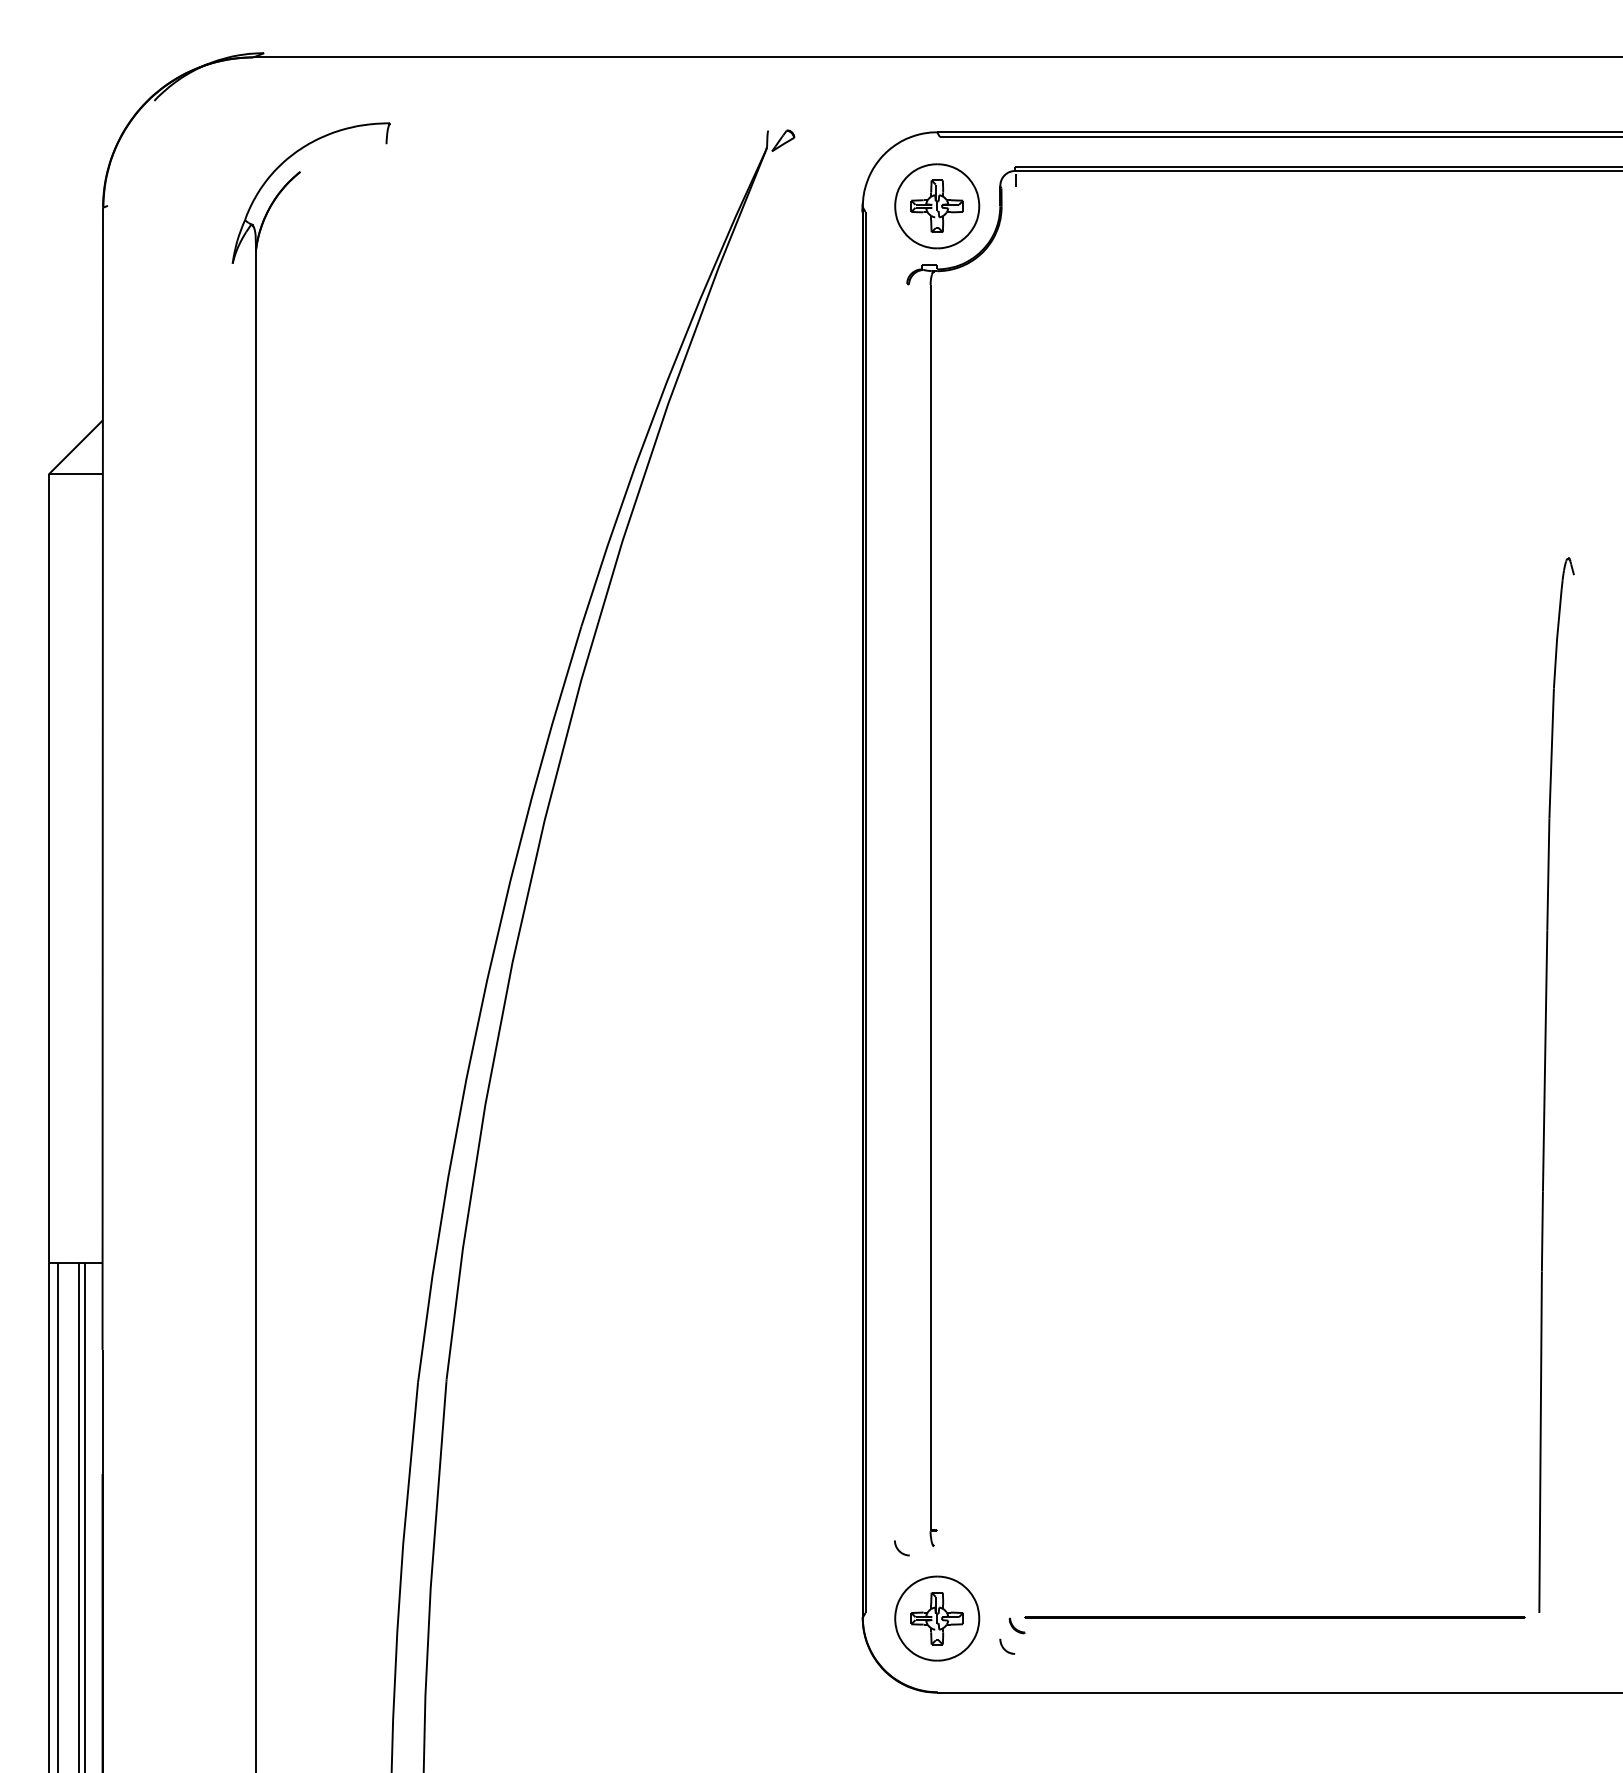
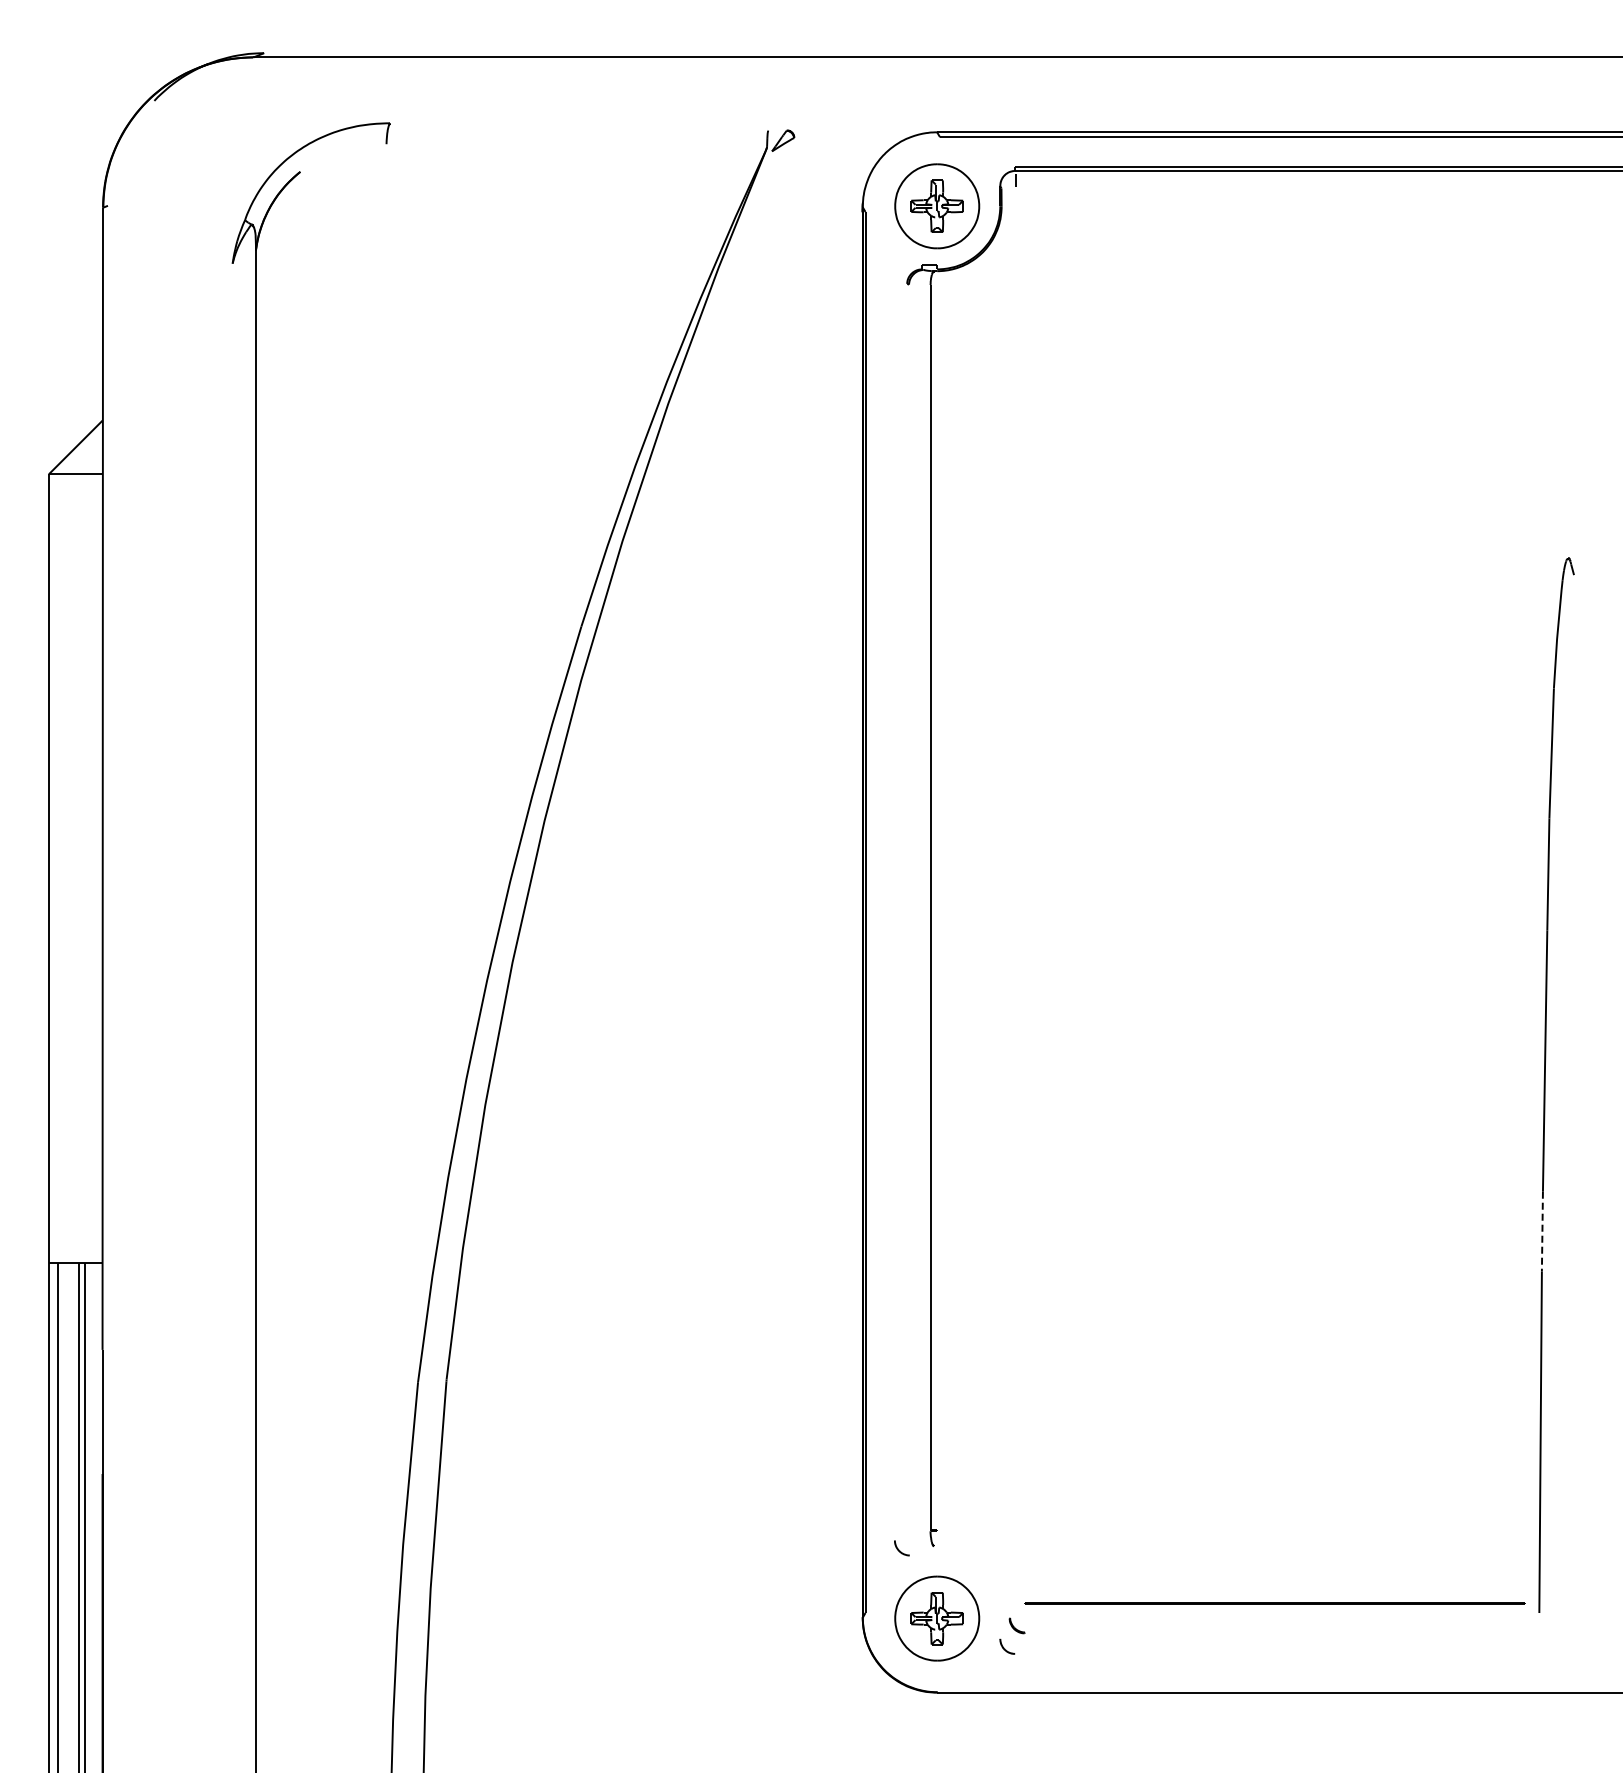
line: solid -> dashed (1542, 1231)
line position: (1274, 1617) -> (1274, 1603) (1274, 1603)
